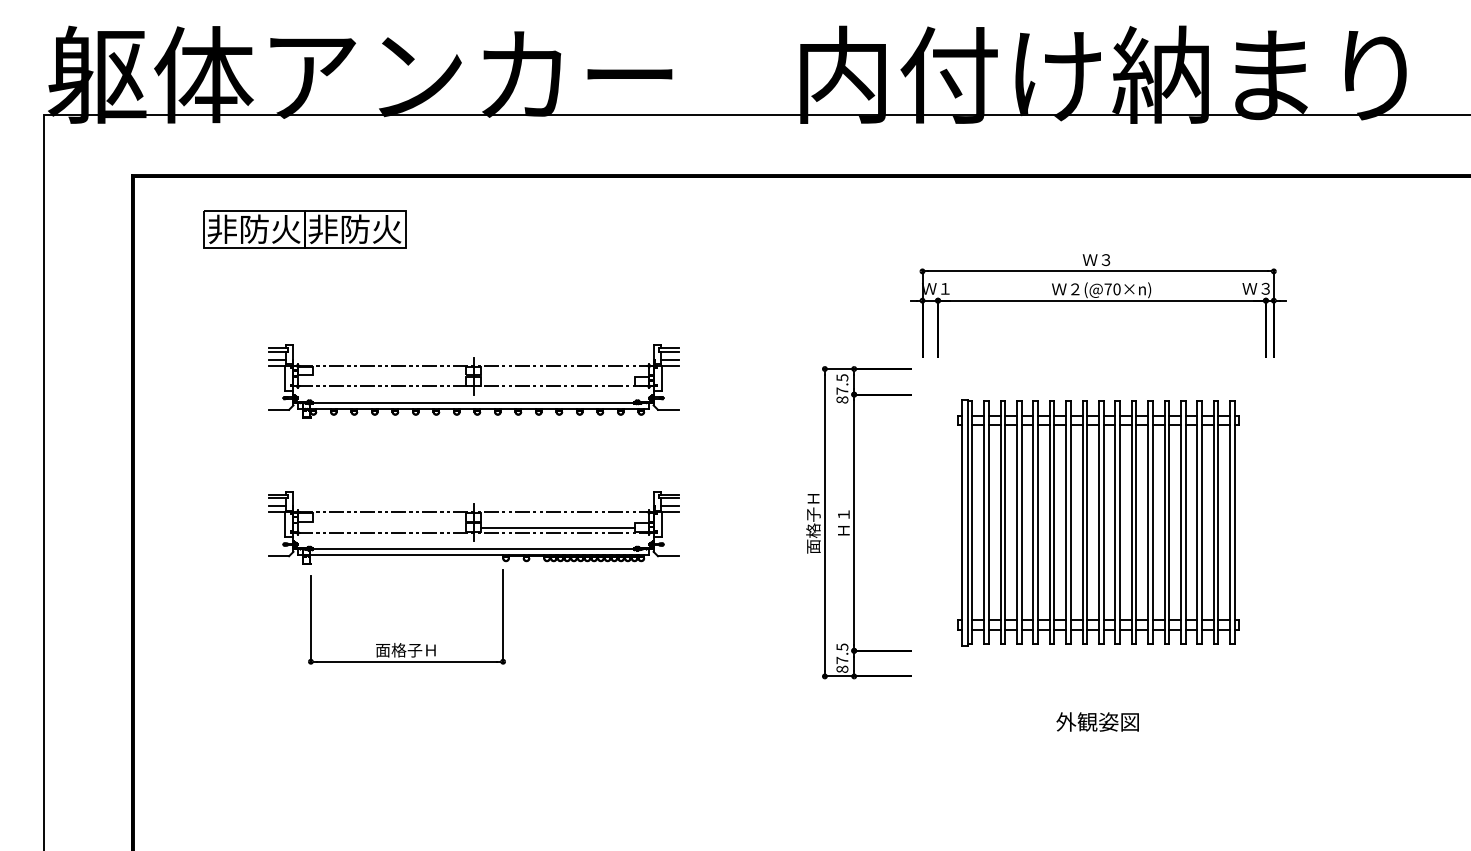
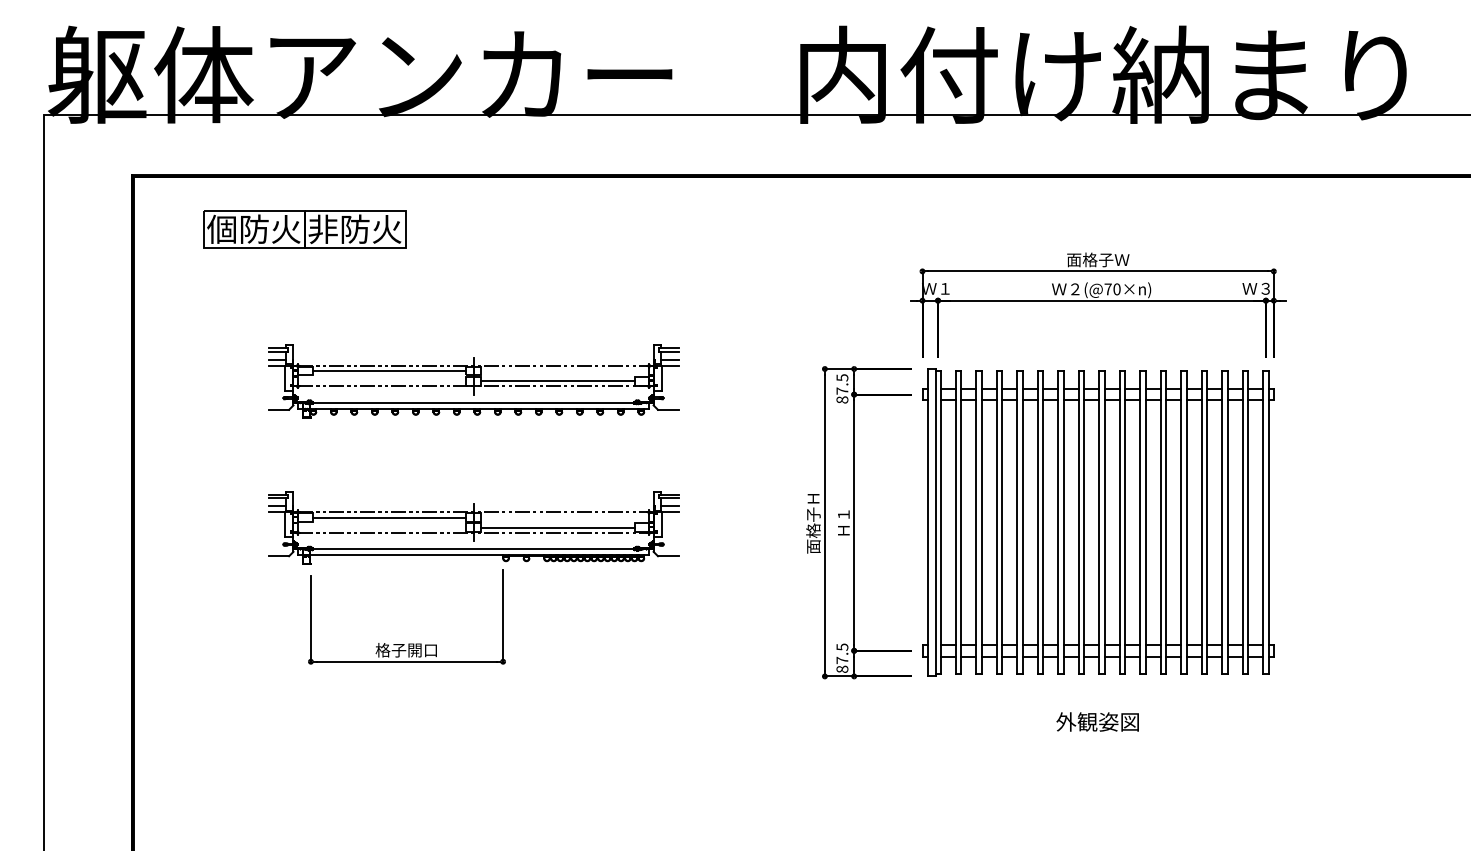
text: 非防火 -> 個防火 (221, 229)
text: Ｗ３ -> 面格子Ｗ (1098, 259)
line: none -> present (389, 371)
line: none -> present (557, 381)
line: none -> present (389, 517)
part size: 283x248 px -> 353x309 px (1098, 522)
text: 面格子Ｈ -> 格子開口 (405, 650)
